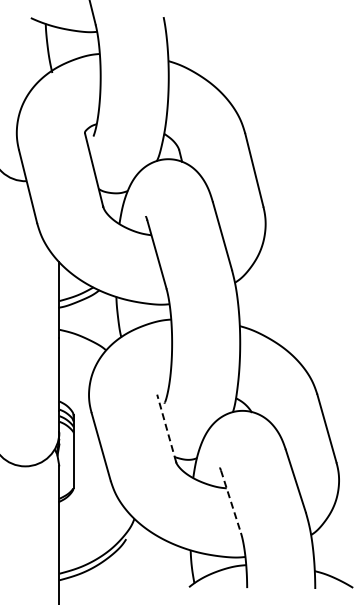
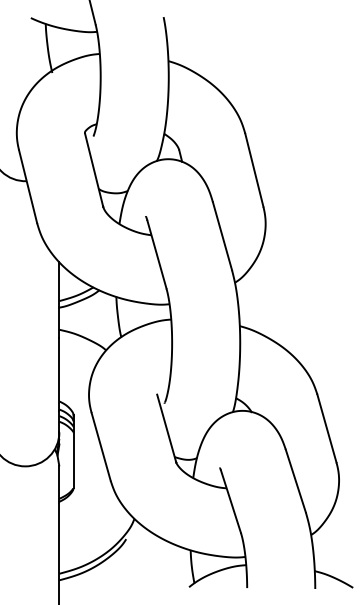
line: dashed -> solid (166, 428)
line: dashed -> solid (230, 501)
